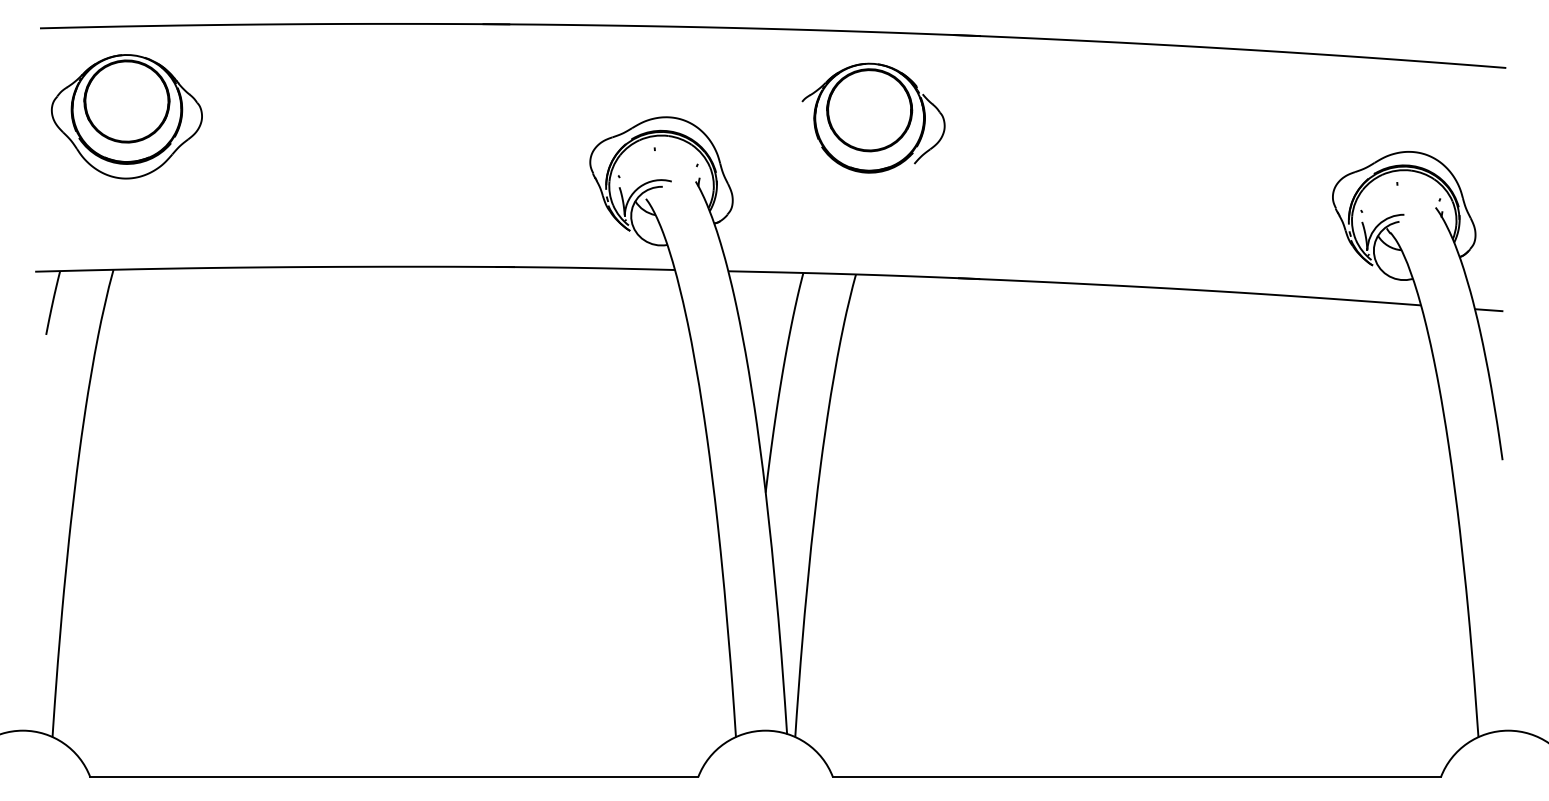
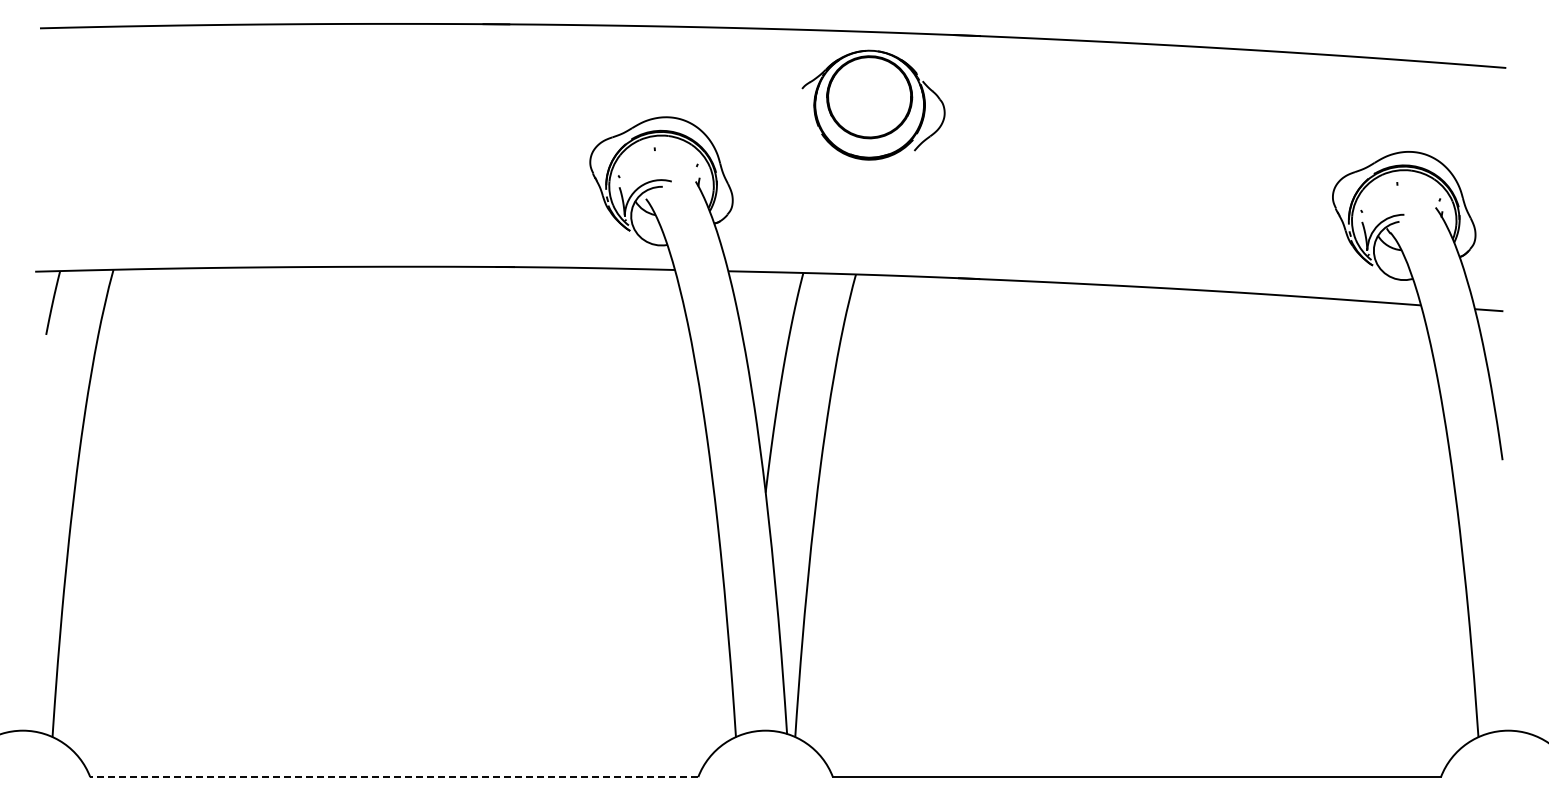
part: present -> none (126, 116)
part position: (873, 117) -> (873, 104) (873, 104)
line: solid -> dashed (393, 777)
